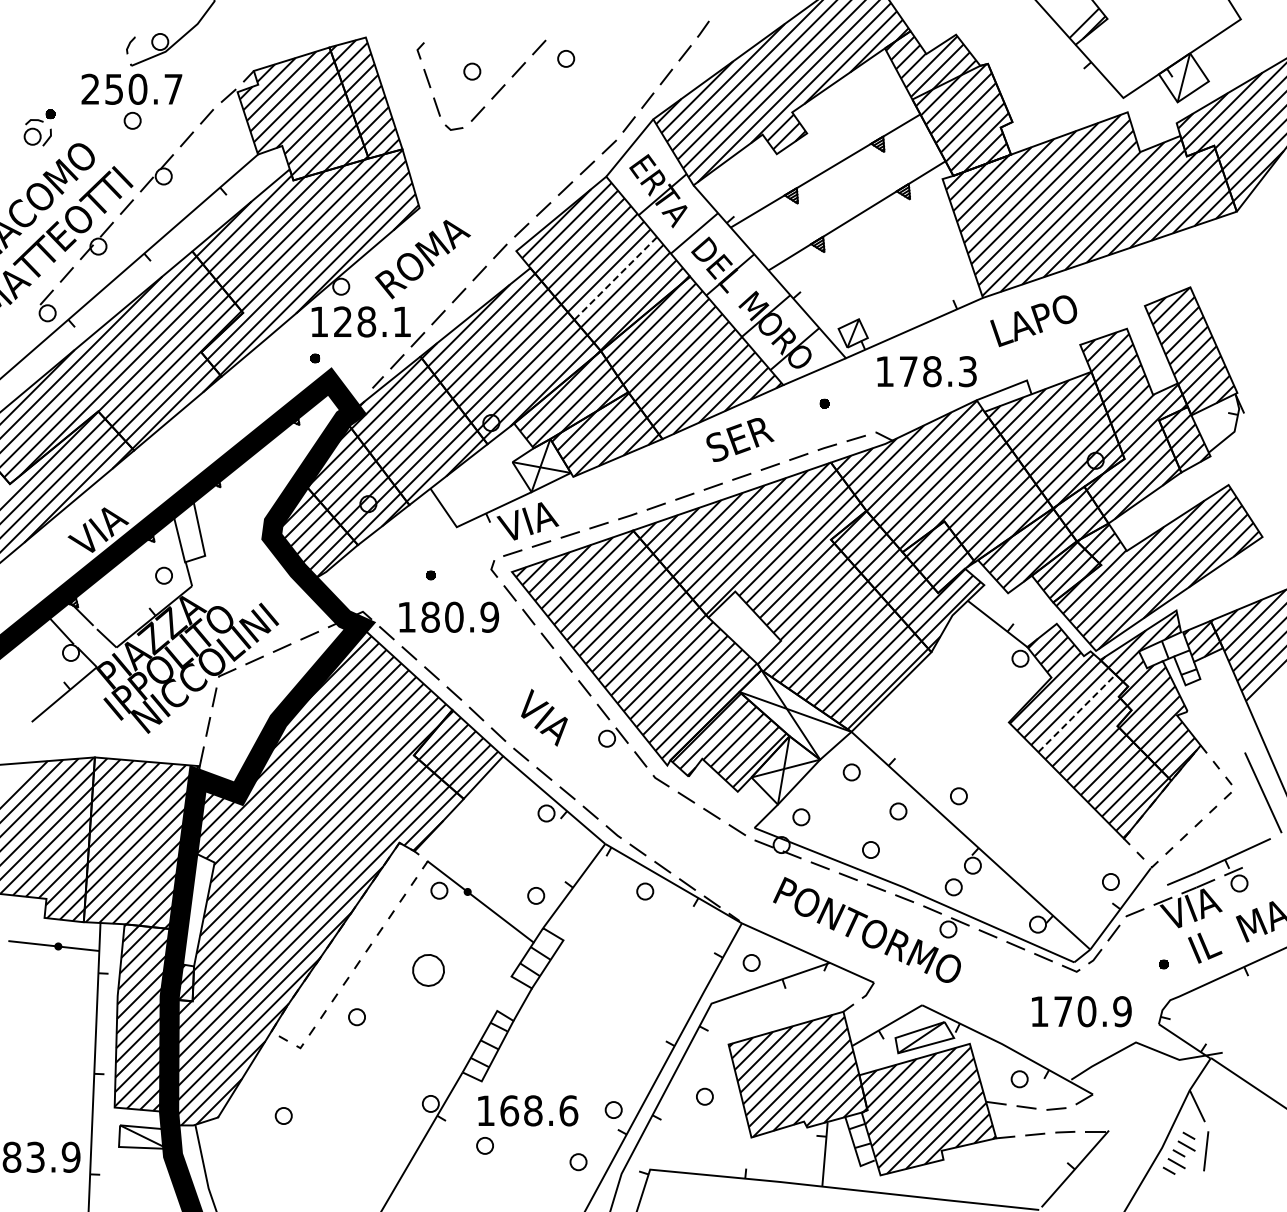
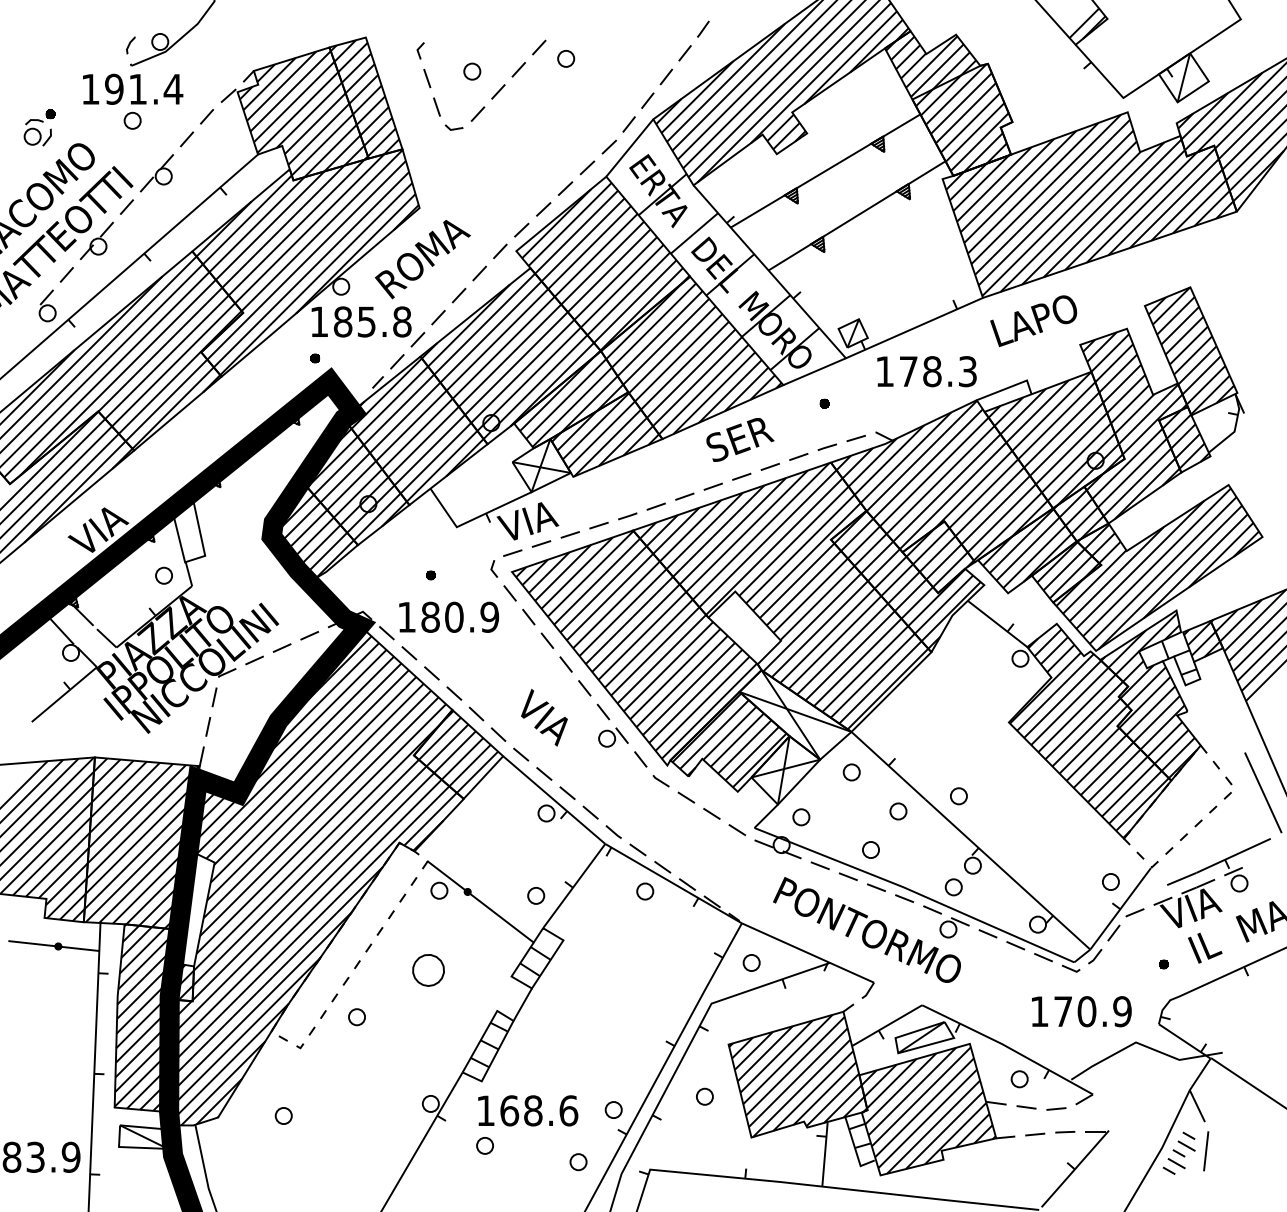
text: 250.7 -> 191.4 (132, 88)
line: dashed -> solid (615, 278)
text: 128.1 -> 185.8 (372, 321)
line: dashed -> solid (1077, 713)
